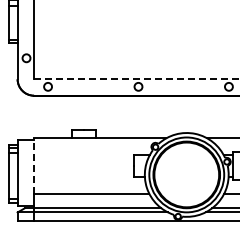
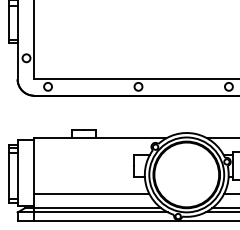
line: dashed -> solid (137, 79)
line: dashed -> solid (34, 165)
